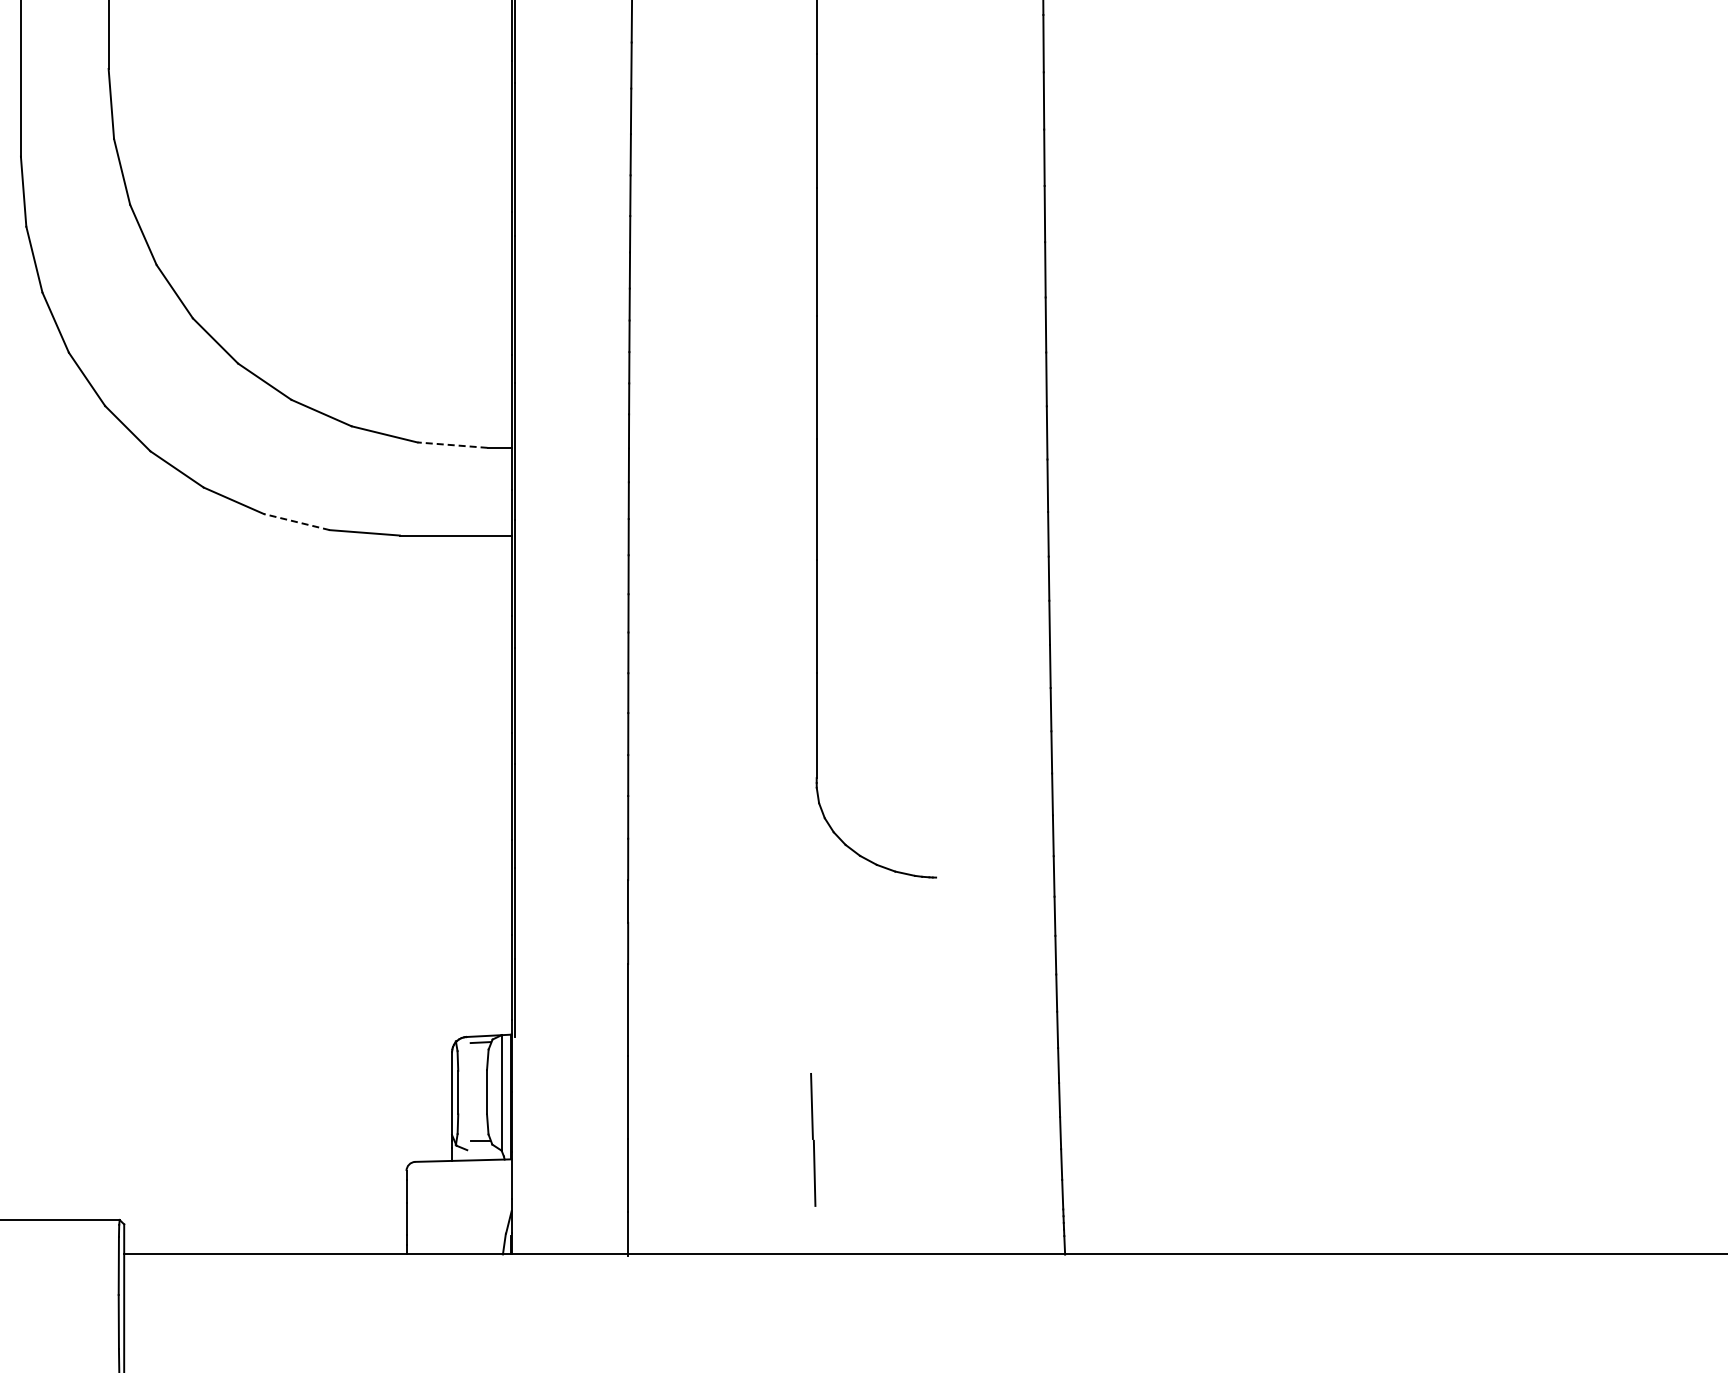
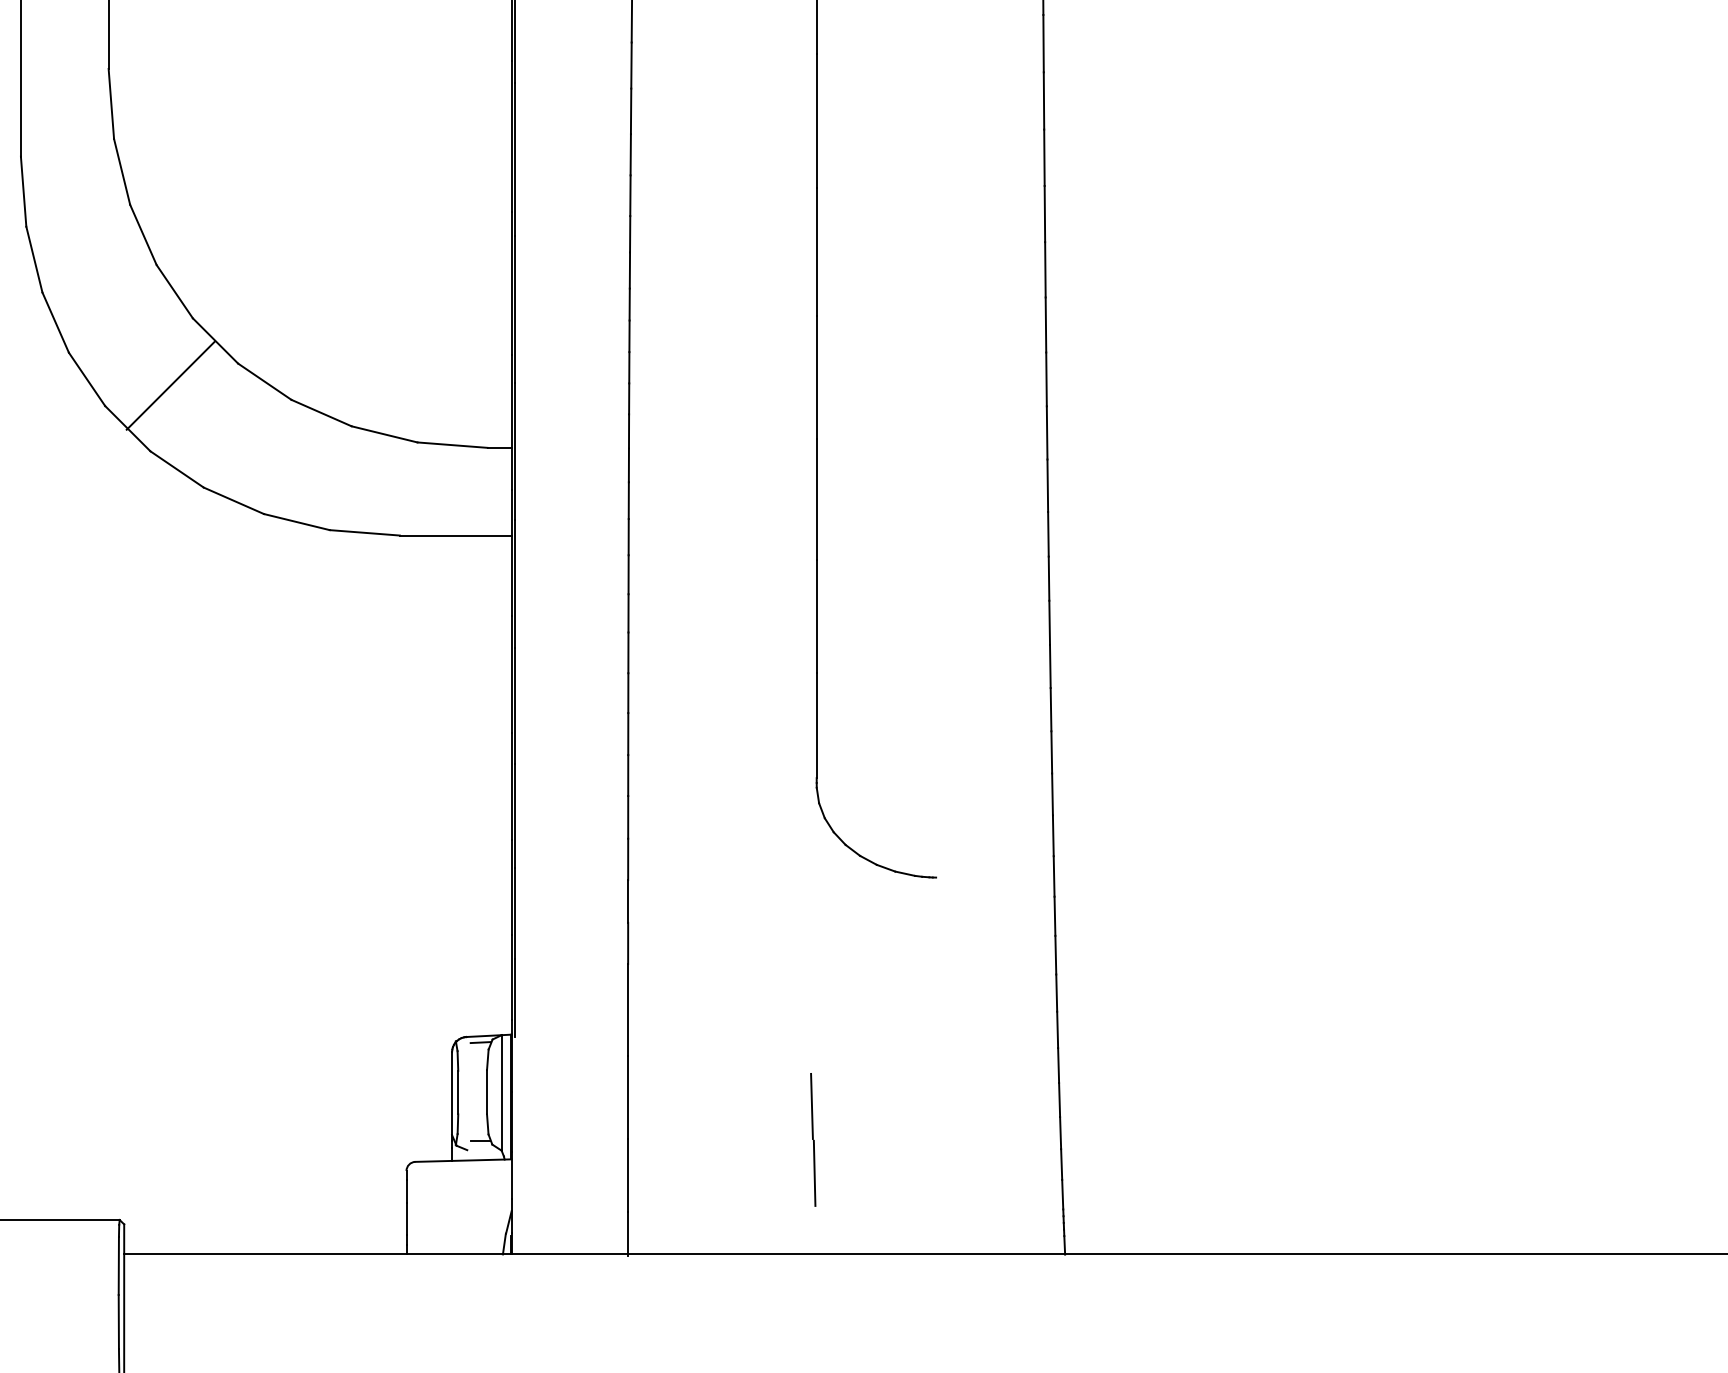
line: none -> present (170, 385)
line: dashed -> solid (452, 445)
line: dashed -> solid (296, 522)
